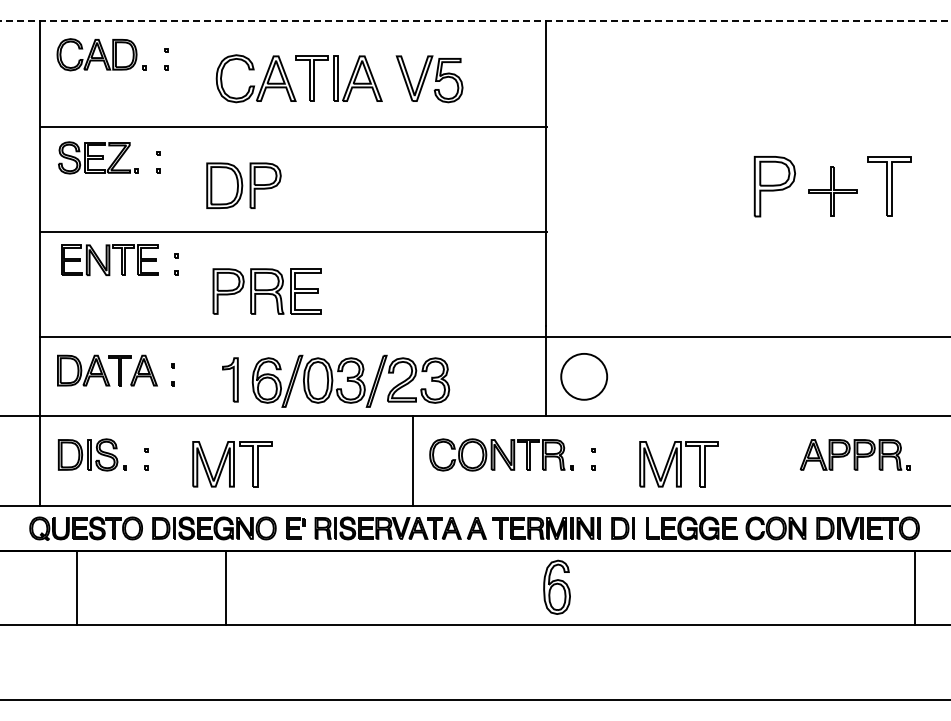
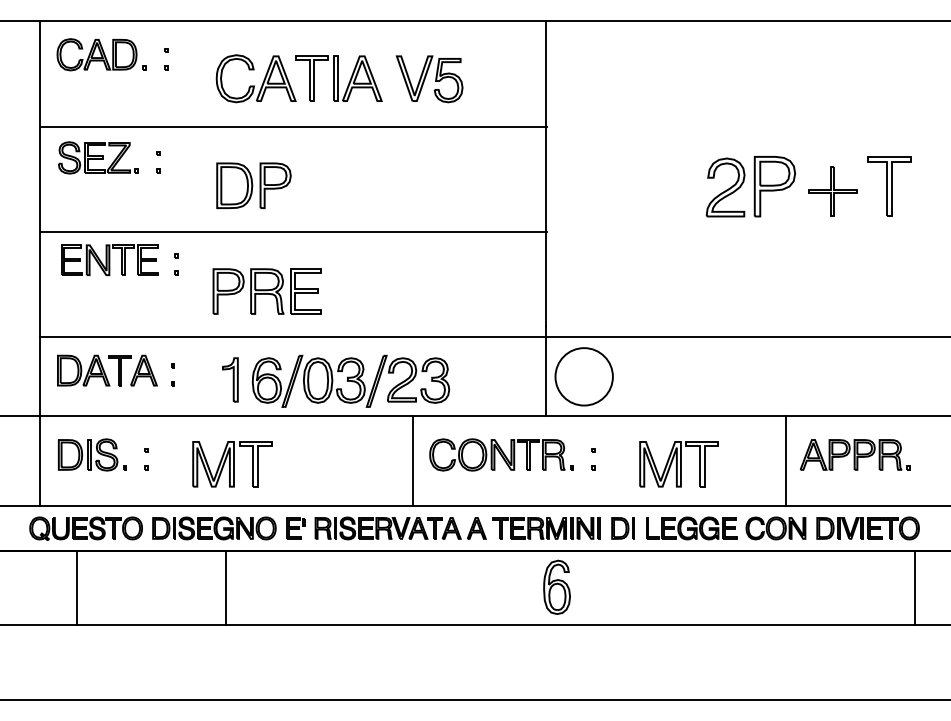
line: dashed -> solid (475, 21)
part position: (243, 185) -> (253, 185) (253, 185)
part: none -> present (725, 187)
circle diameter: 46 px -> 57 px (583, 376)
line: none -> present (785, 460)
